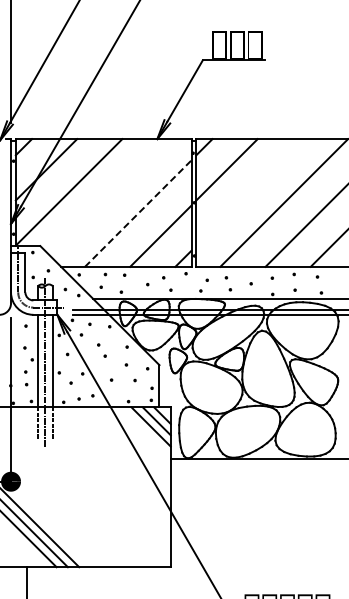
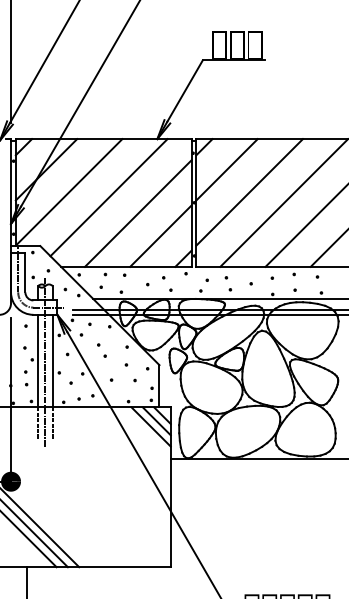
line: none -> present (249, 192)
line: none -> present (108, 197)
line: dashed -> solid (138, 213)
